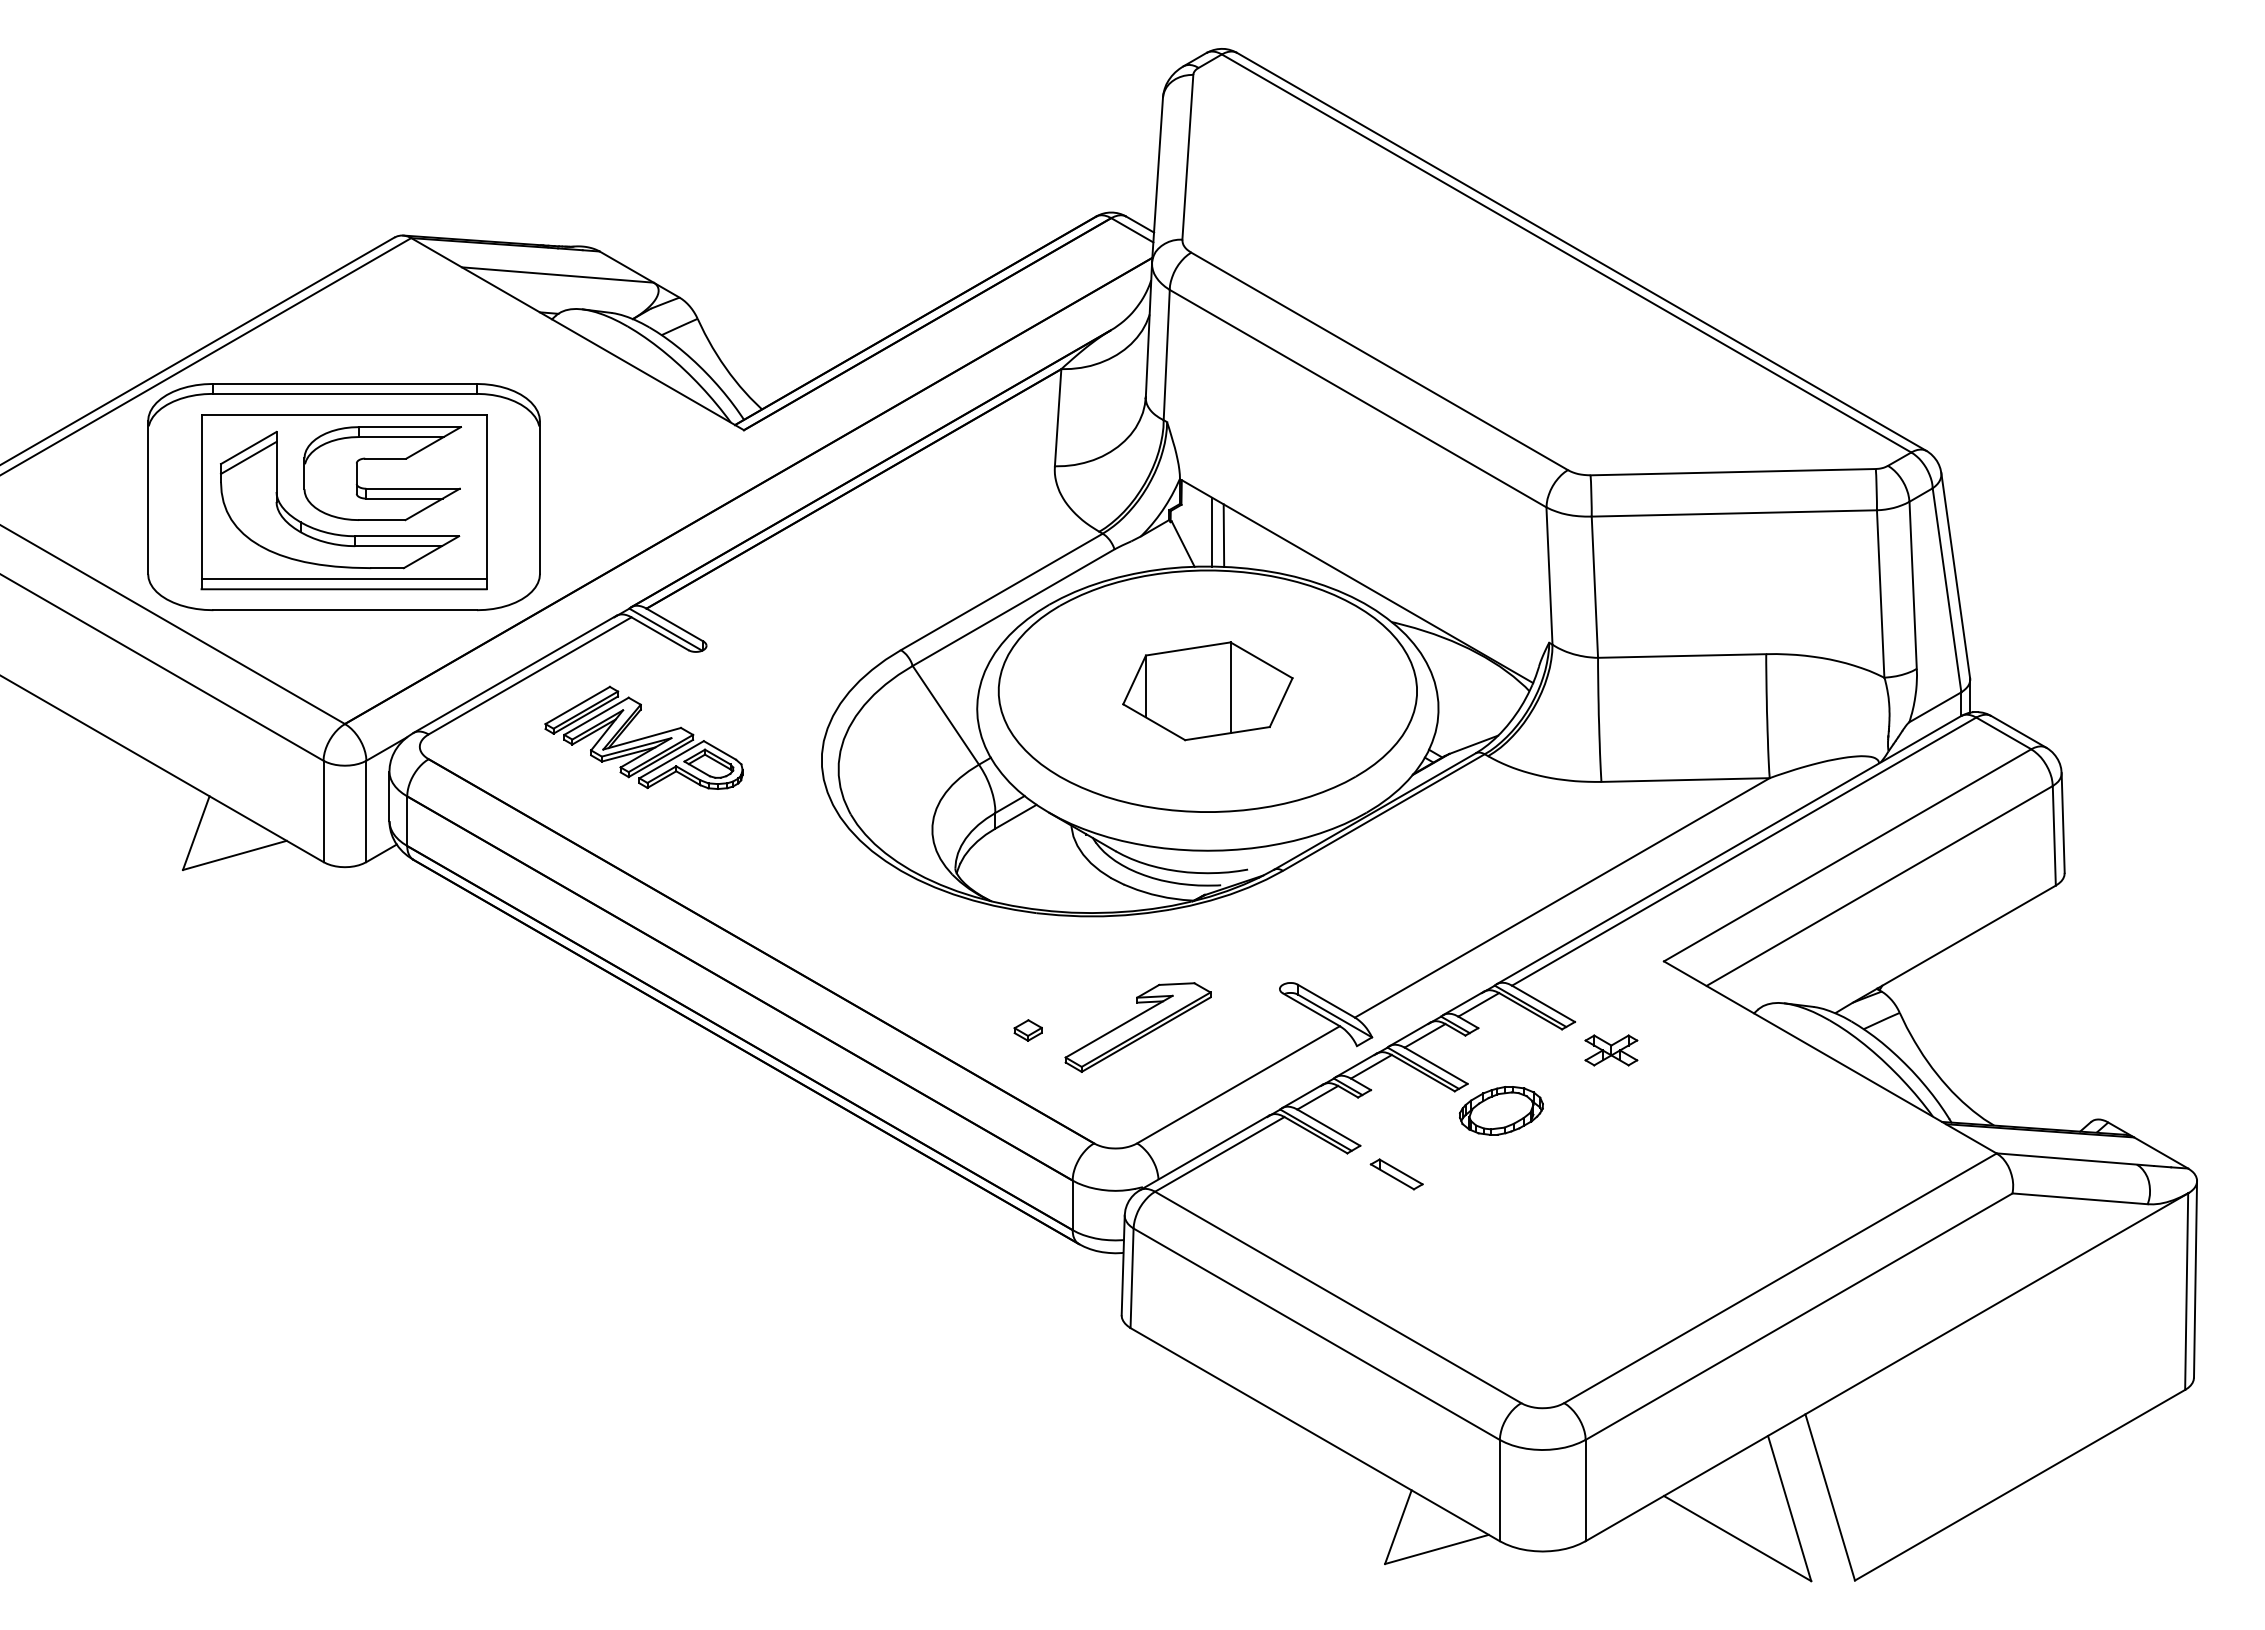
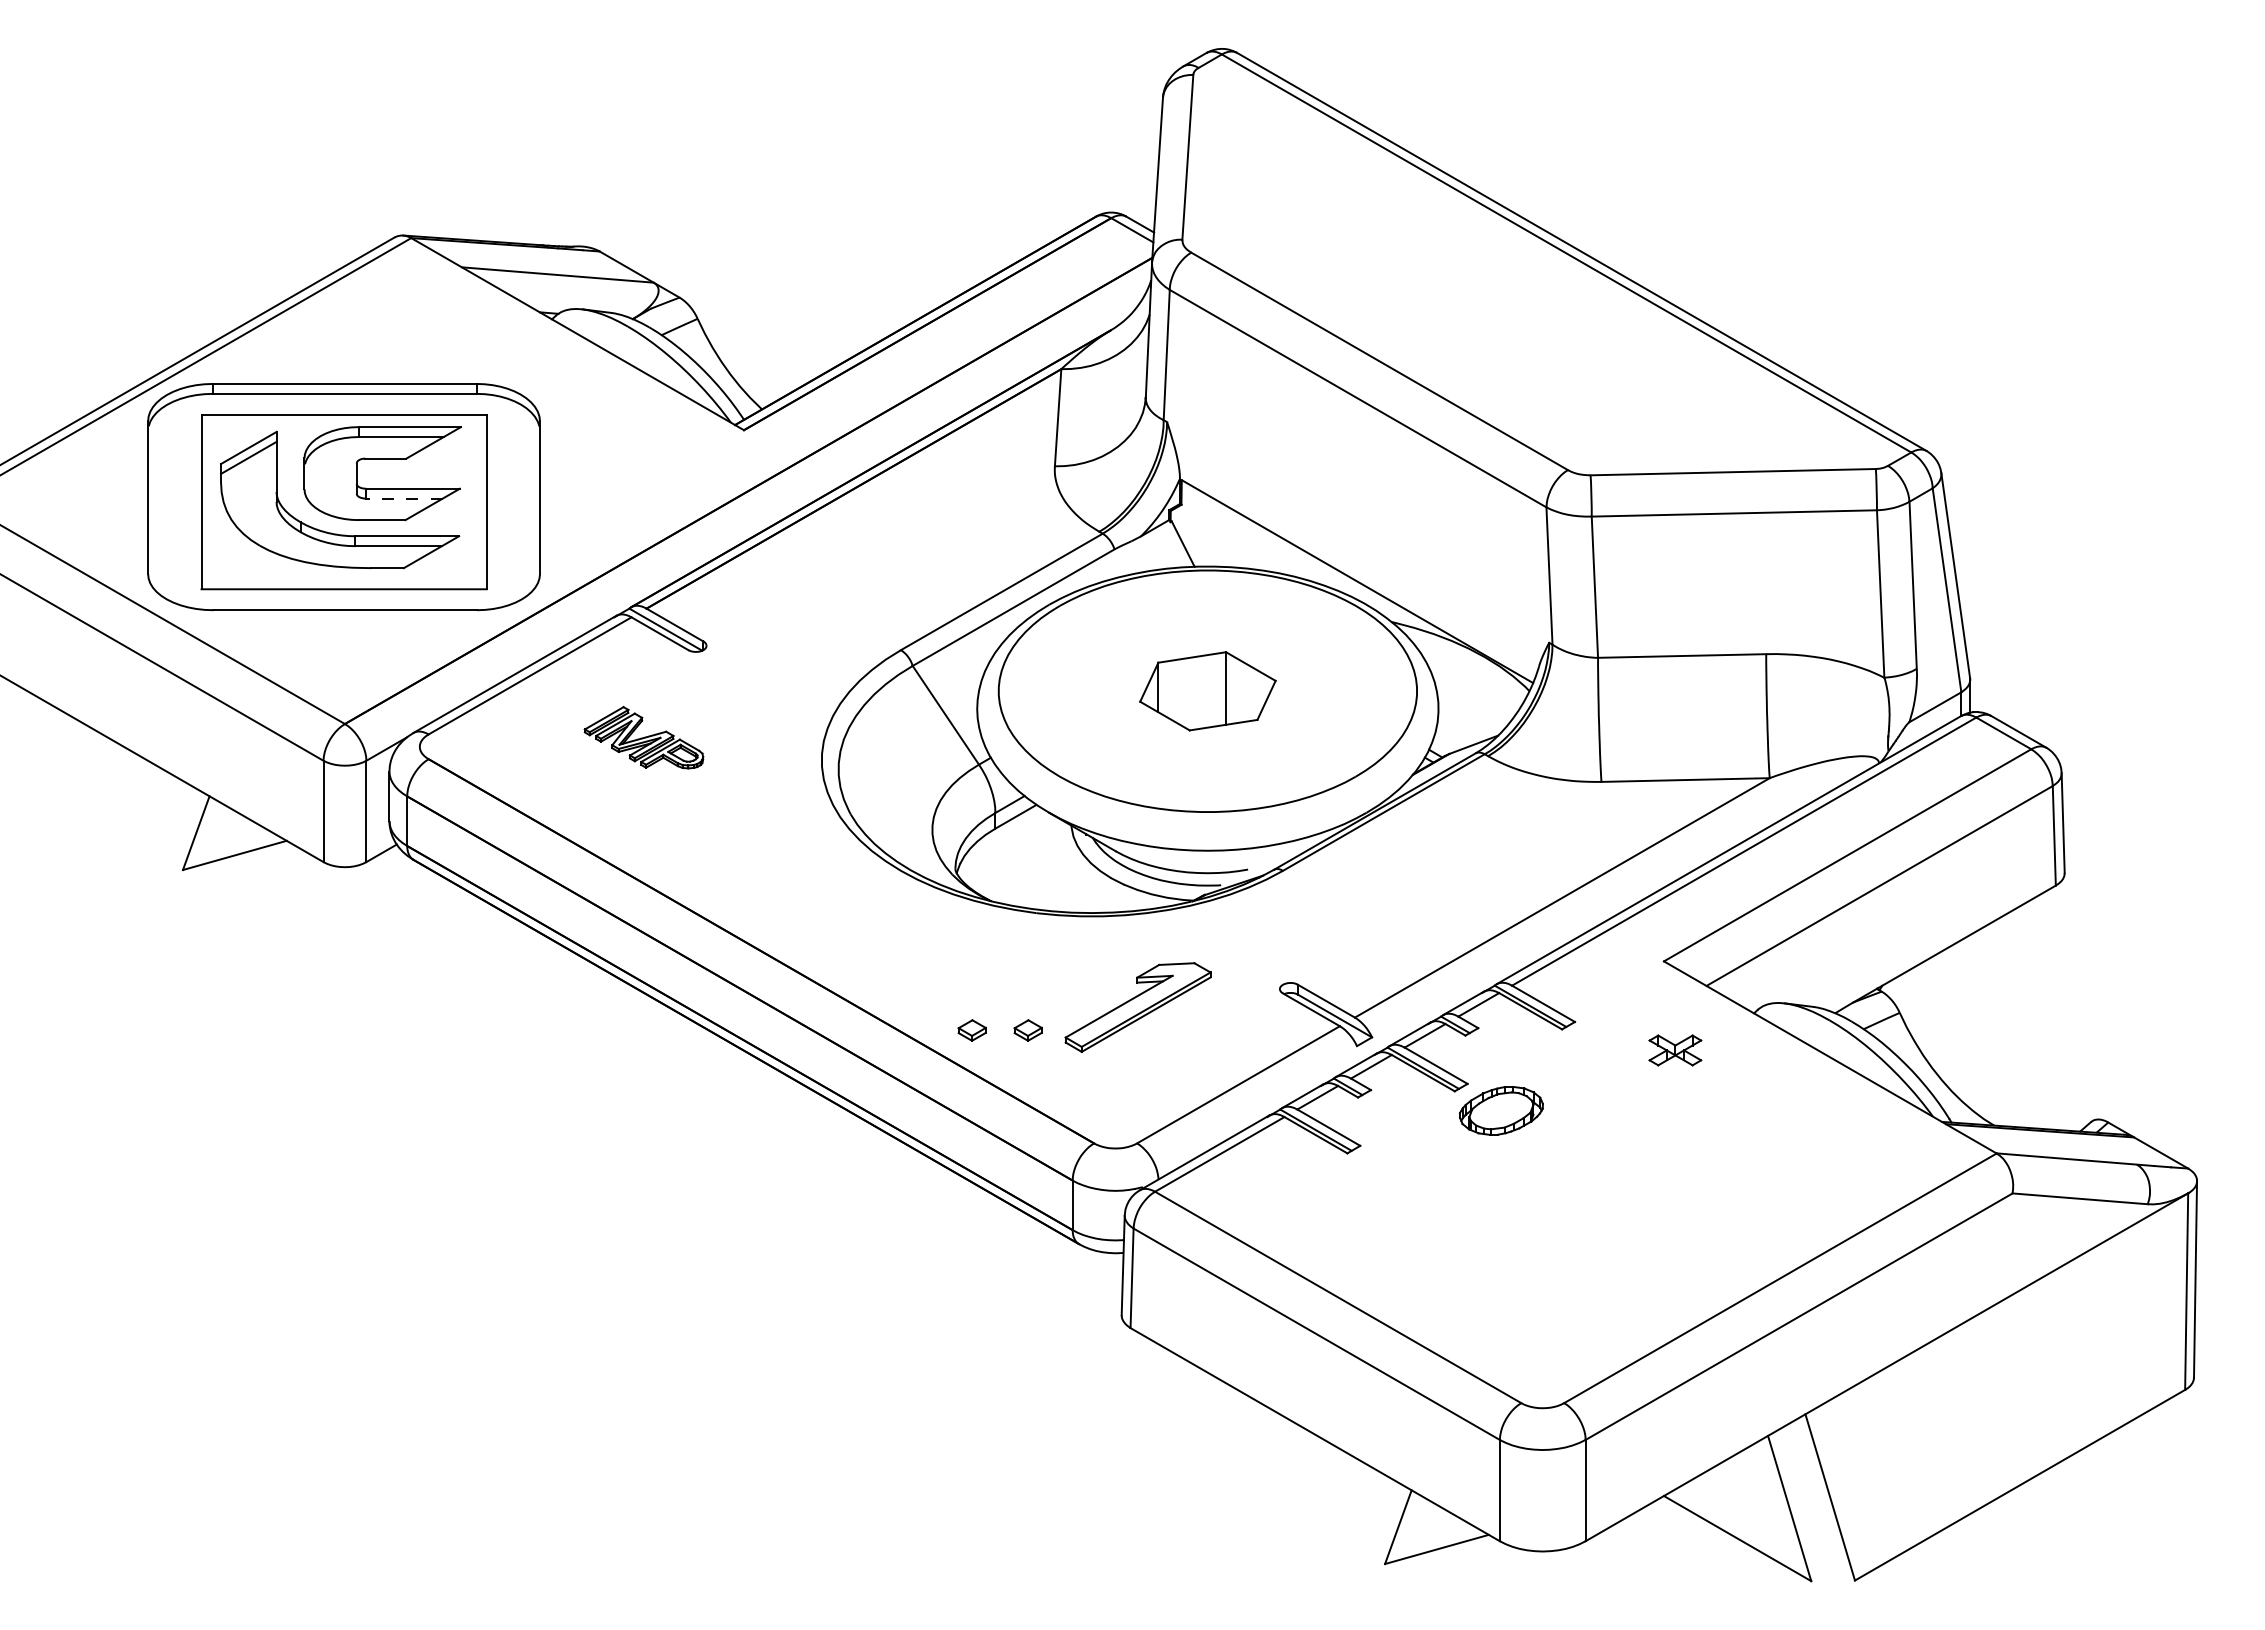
line: solid -> dashed (403, 498)
line: present -> none (1212, 531)
line: present -> none (1223, 535)
line: present -> none (343, 579)
part size: 172x101 px -> 138x81 px (1207, 691)
part size: 200x105 px -> 122x64 px (643, 737)
part position: (1137, 1027) -> (1137, 1007) (1137, 1007)
part: none -> present (971, 1030)
part position: (1611, 1050) -> (1675, 1050) (1675, 1050)
part: present -> none (1396, 1174)
